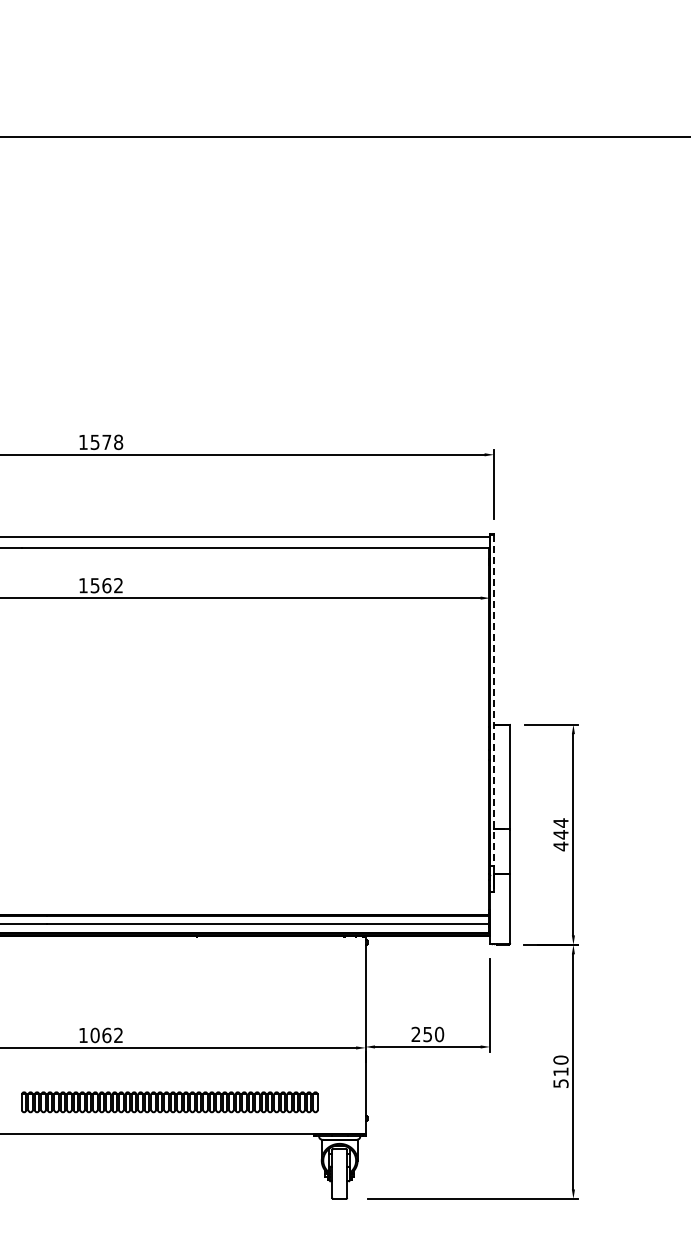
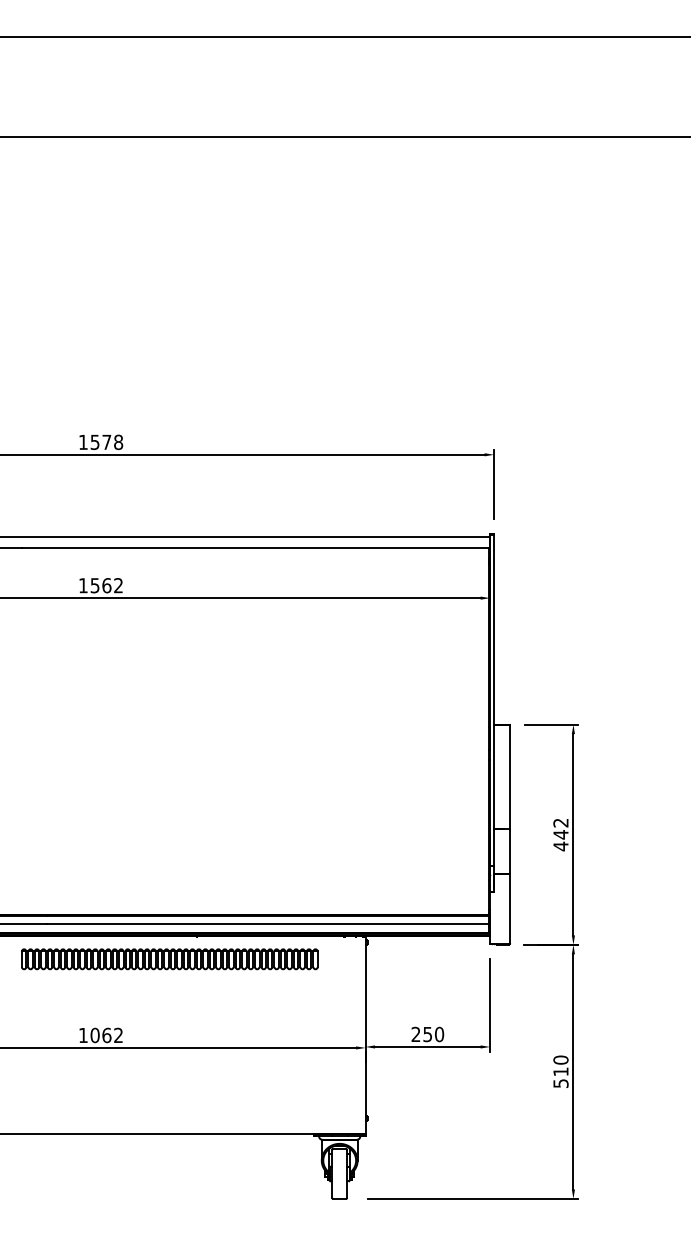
line: none -> present (344, 37)
line: dashed -> solid (494, 700)
text: 444 -> 442 (560, 822)
part position: (169, 1102) -> (169, 959) (169, 959)
